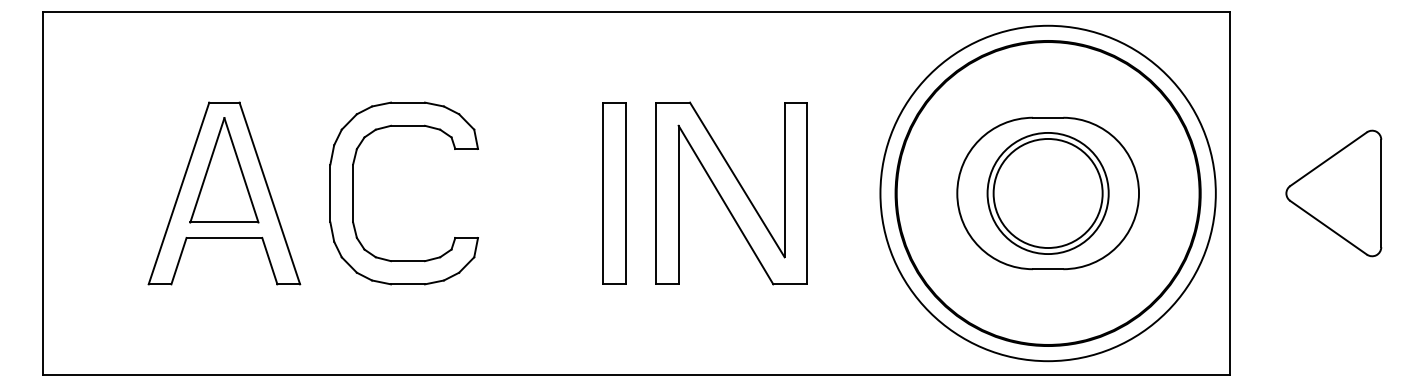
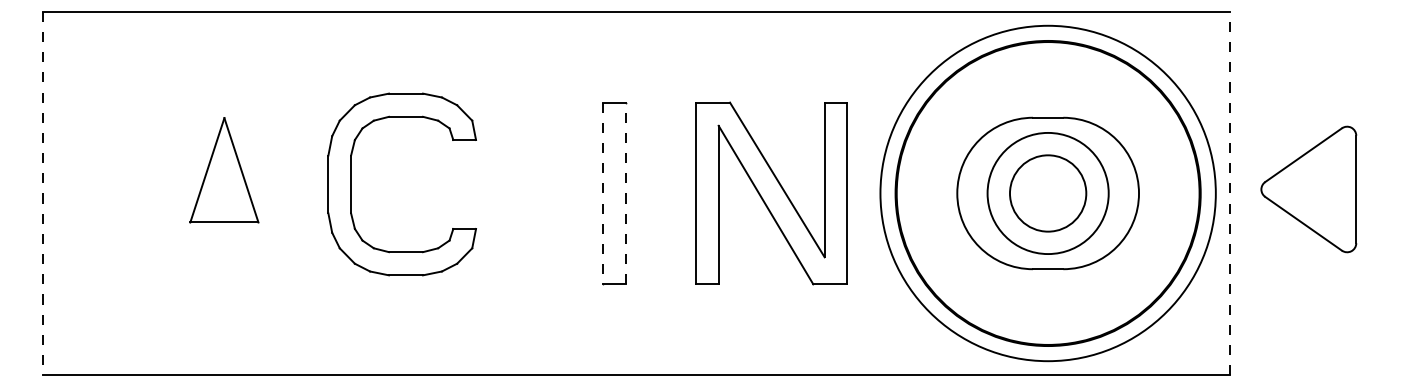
line: solid -> dashed (42, 193)
part: present -> none (224, 193)
part position: (353, 193) -> (351, 184) (351, 184)
line: solid -> dashed (602, 193)
line: solid -> dashed (625, 193)
part position: (731, 193) -> (771, 193) (771, 193)
circle diameter: 109 px -> 76 px (1047, 193)
line: solid -> dashed (1229, 193)
part position: (1333, 193) -> (1308, 189) (1308, 189)
